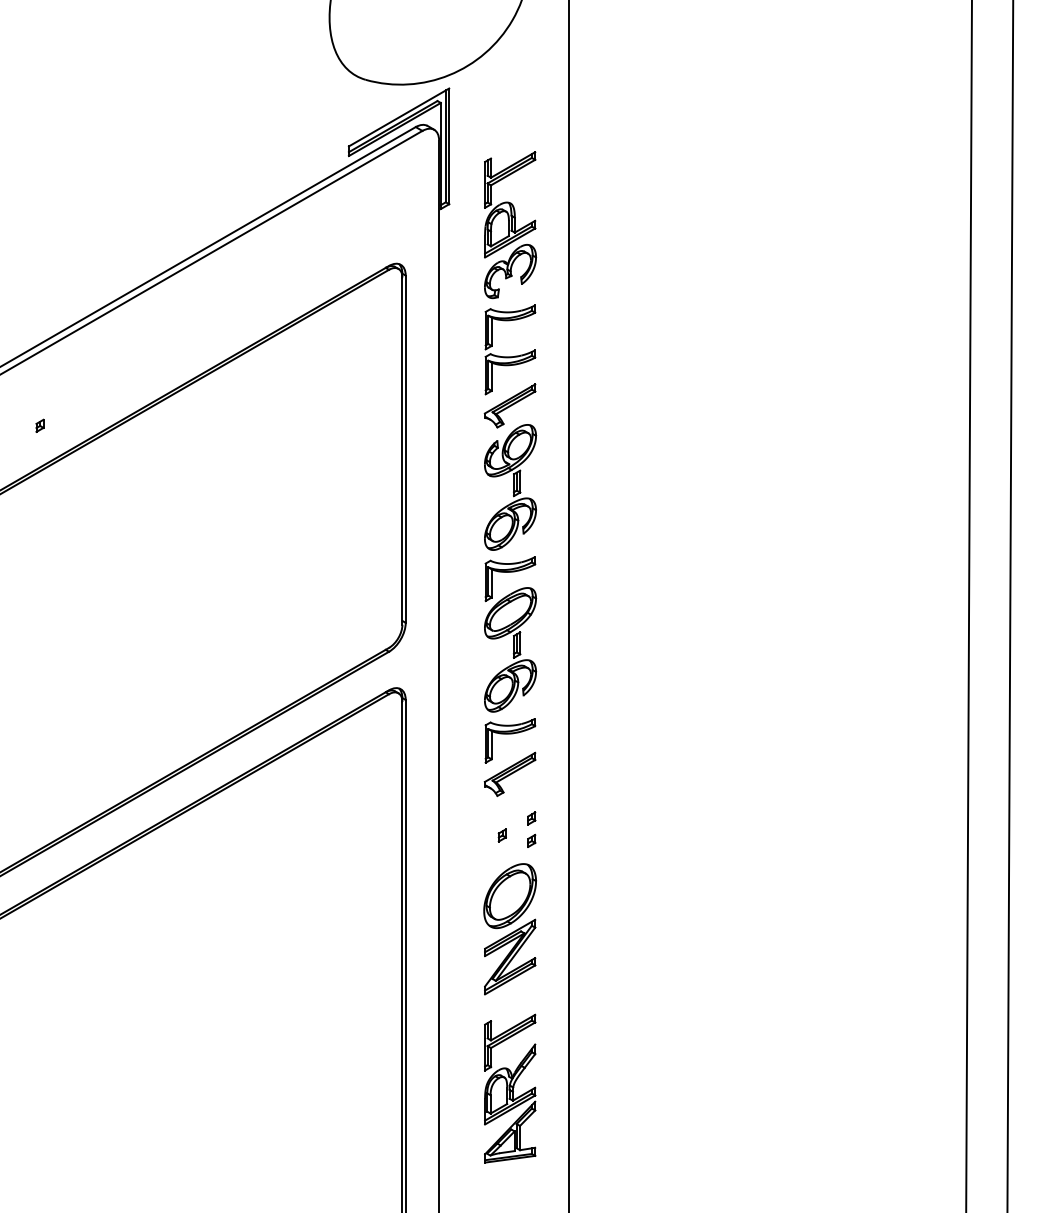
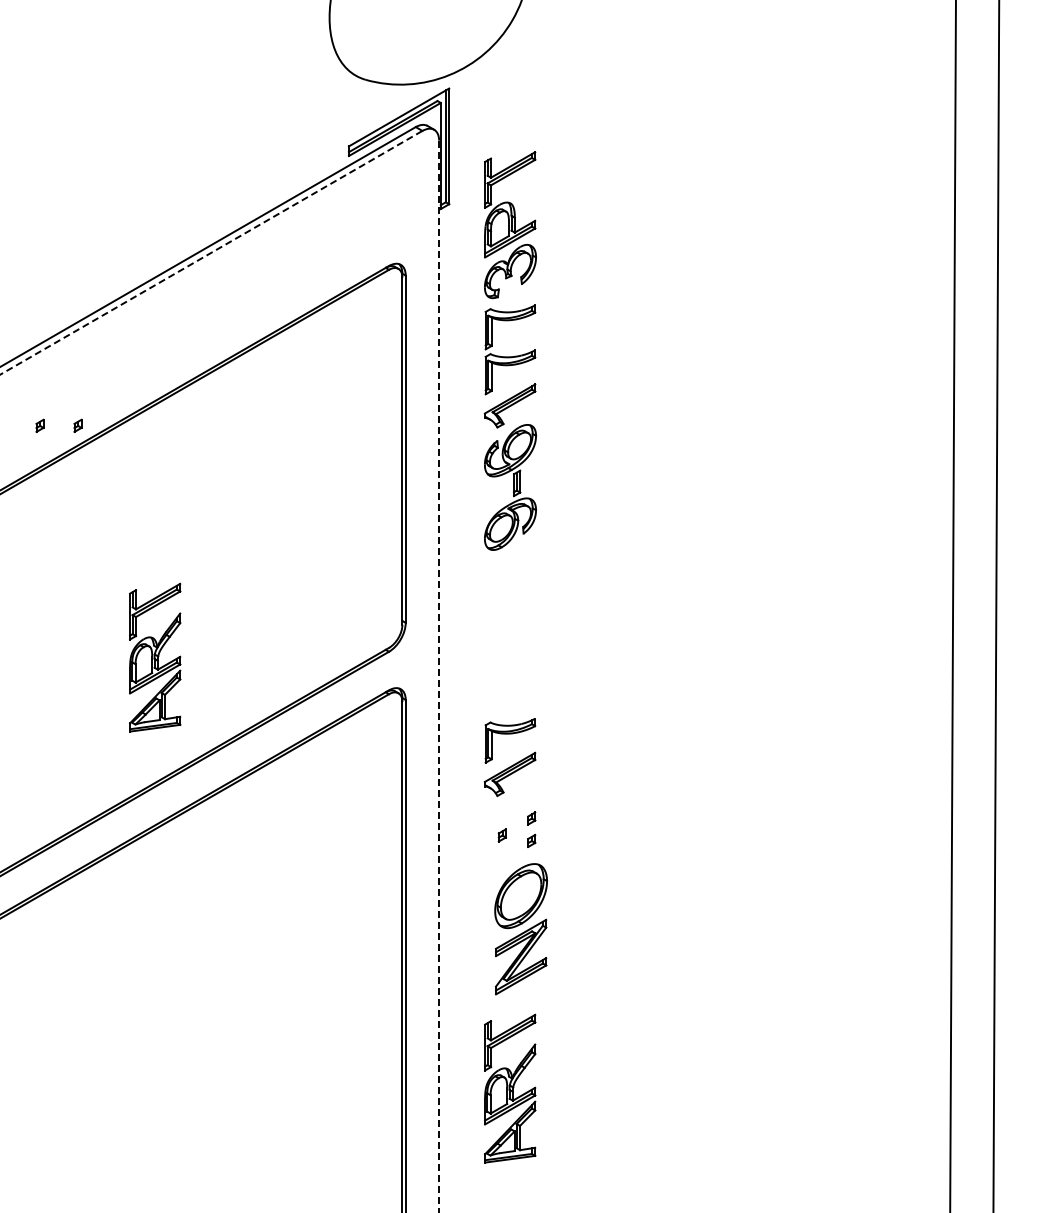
line: solid -> dashed (212, 252)
part: none -> present (77, 425)
line: present -> none (569, 605)
line position: (968, 605) -> (952, 605) (952, 605)
line position: (1010, 605) -> (996, 605) (996, 605)
part: present -> none (510, 634)
part: none -> present (155, 657)
line: solid -> dashed (439, 677)
part position: (509, 929) -> (520, 929) (520, 929)
